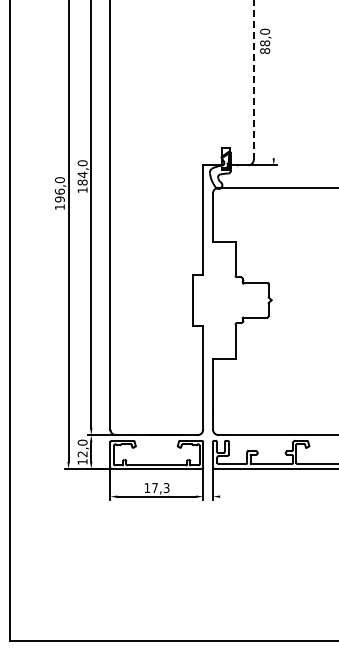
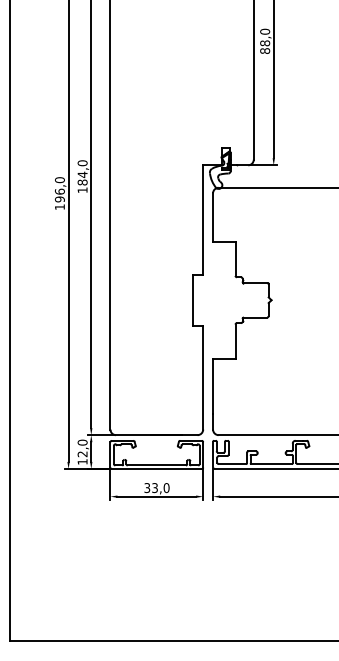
line: dashed -> solid (253, 79)
line: none -> present (273, 80)
text: 17,3 -> 33,0 (156, 488)
line: none -> present (277, 496)
